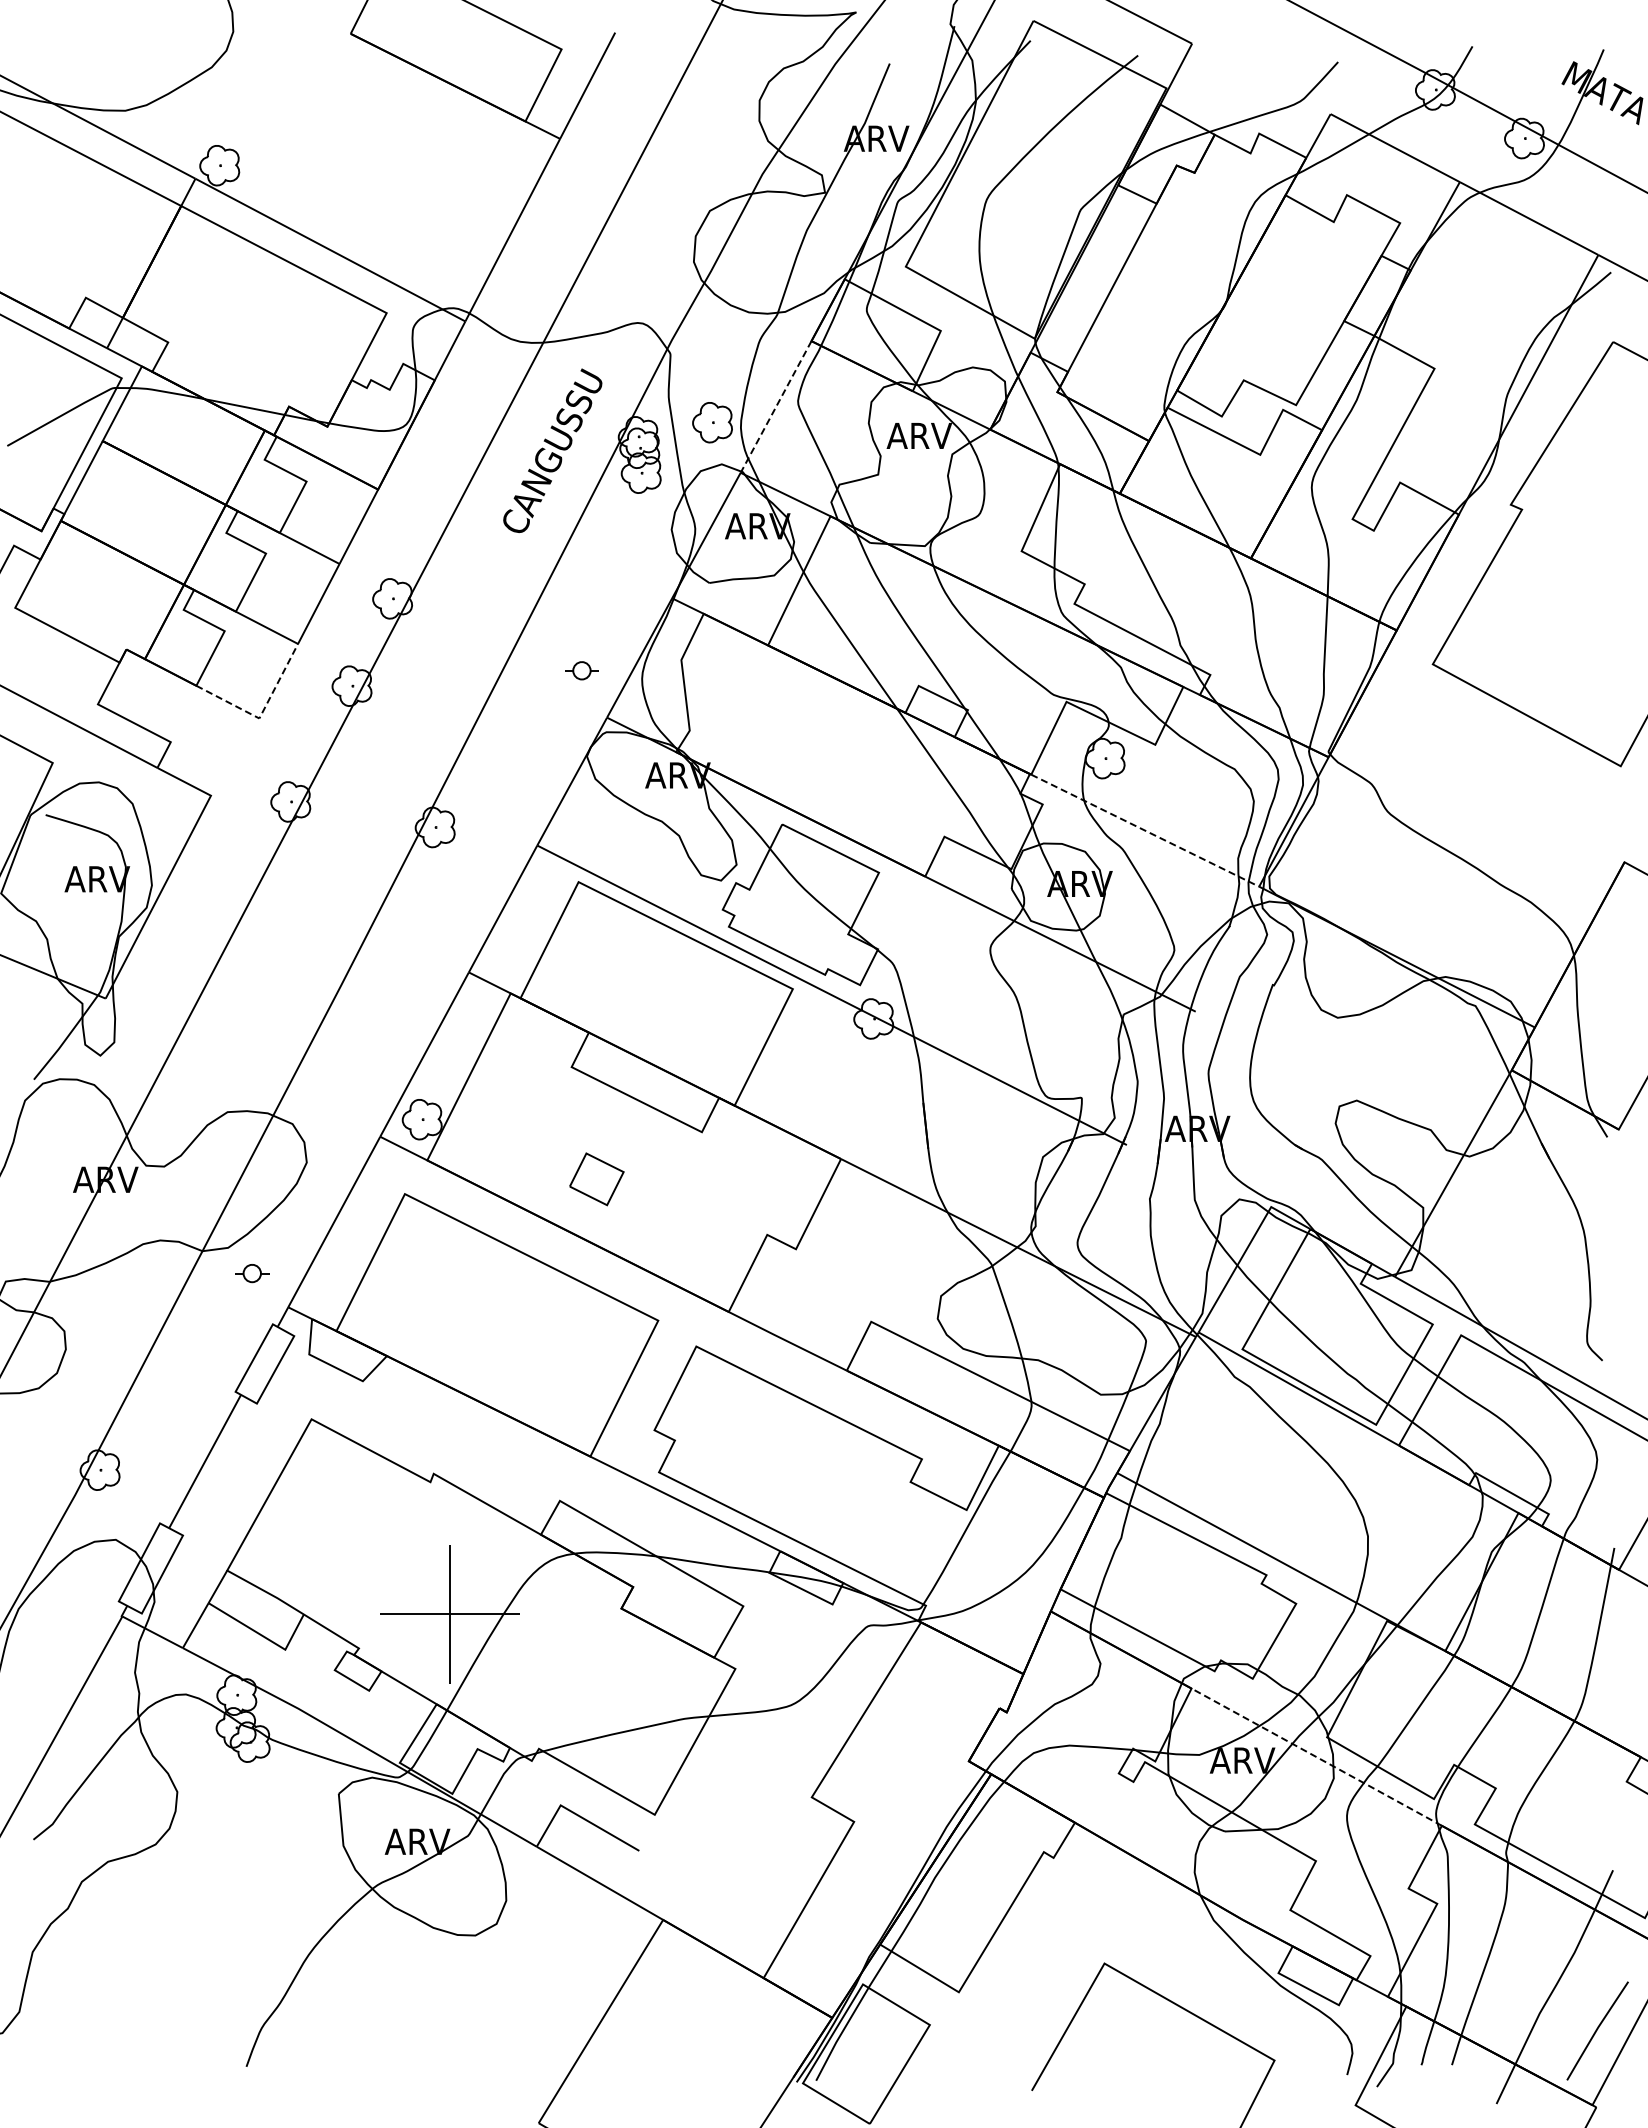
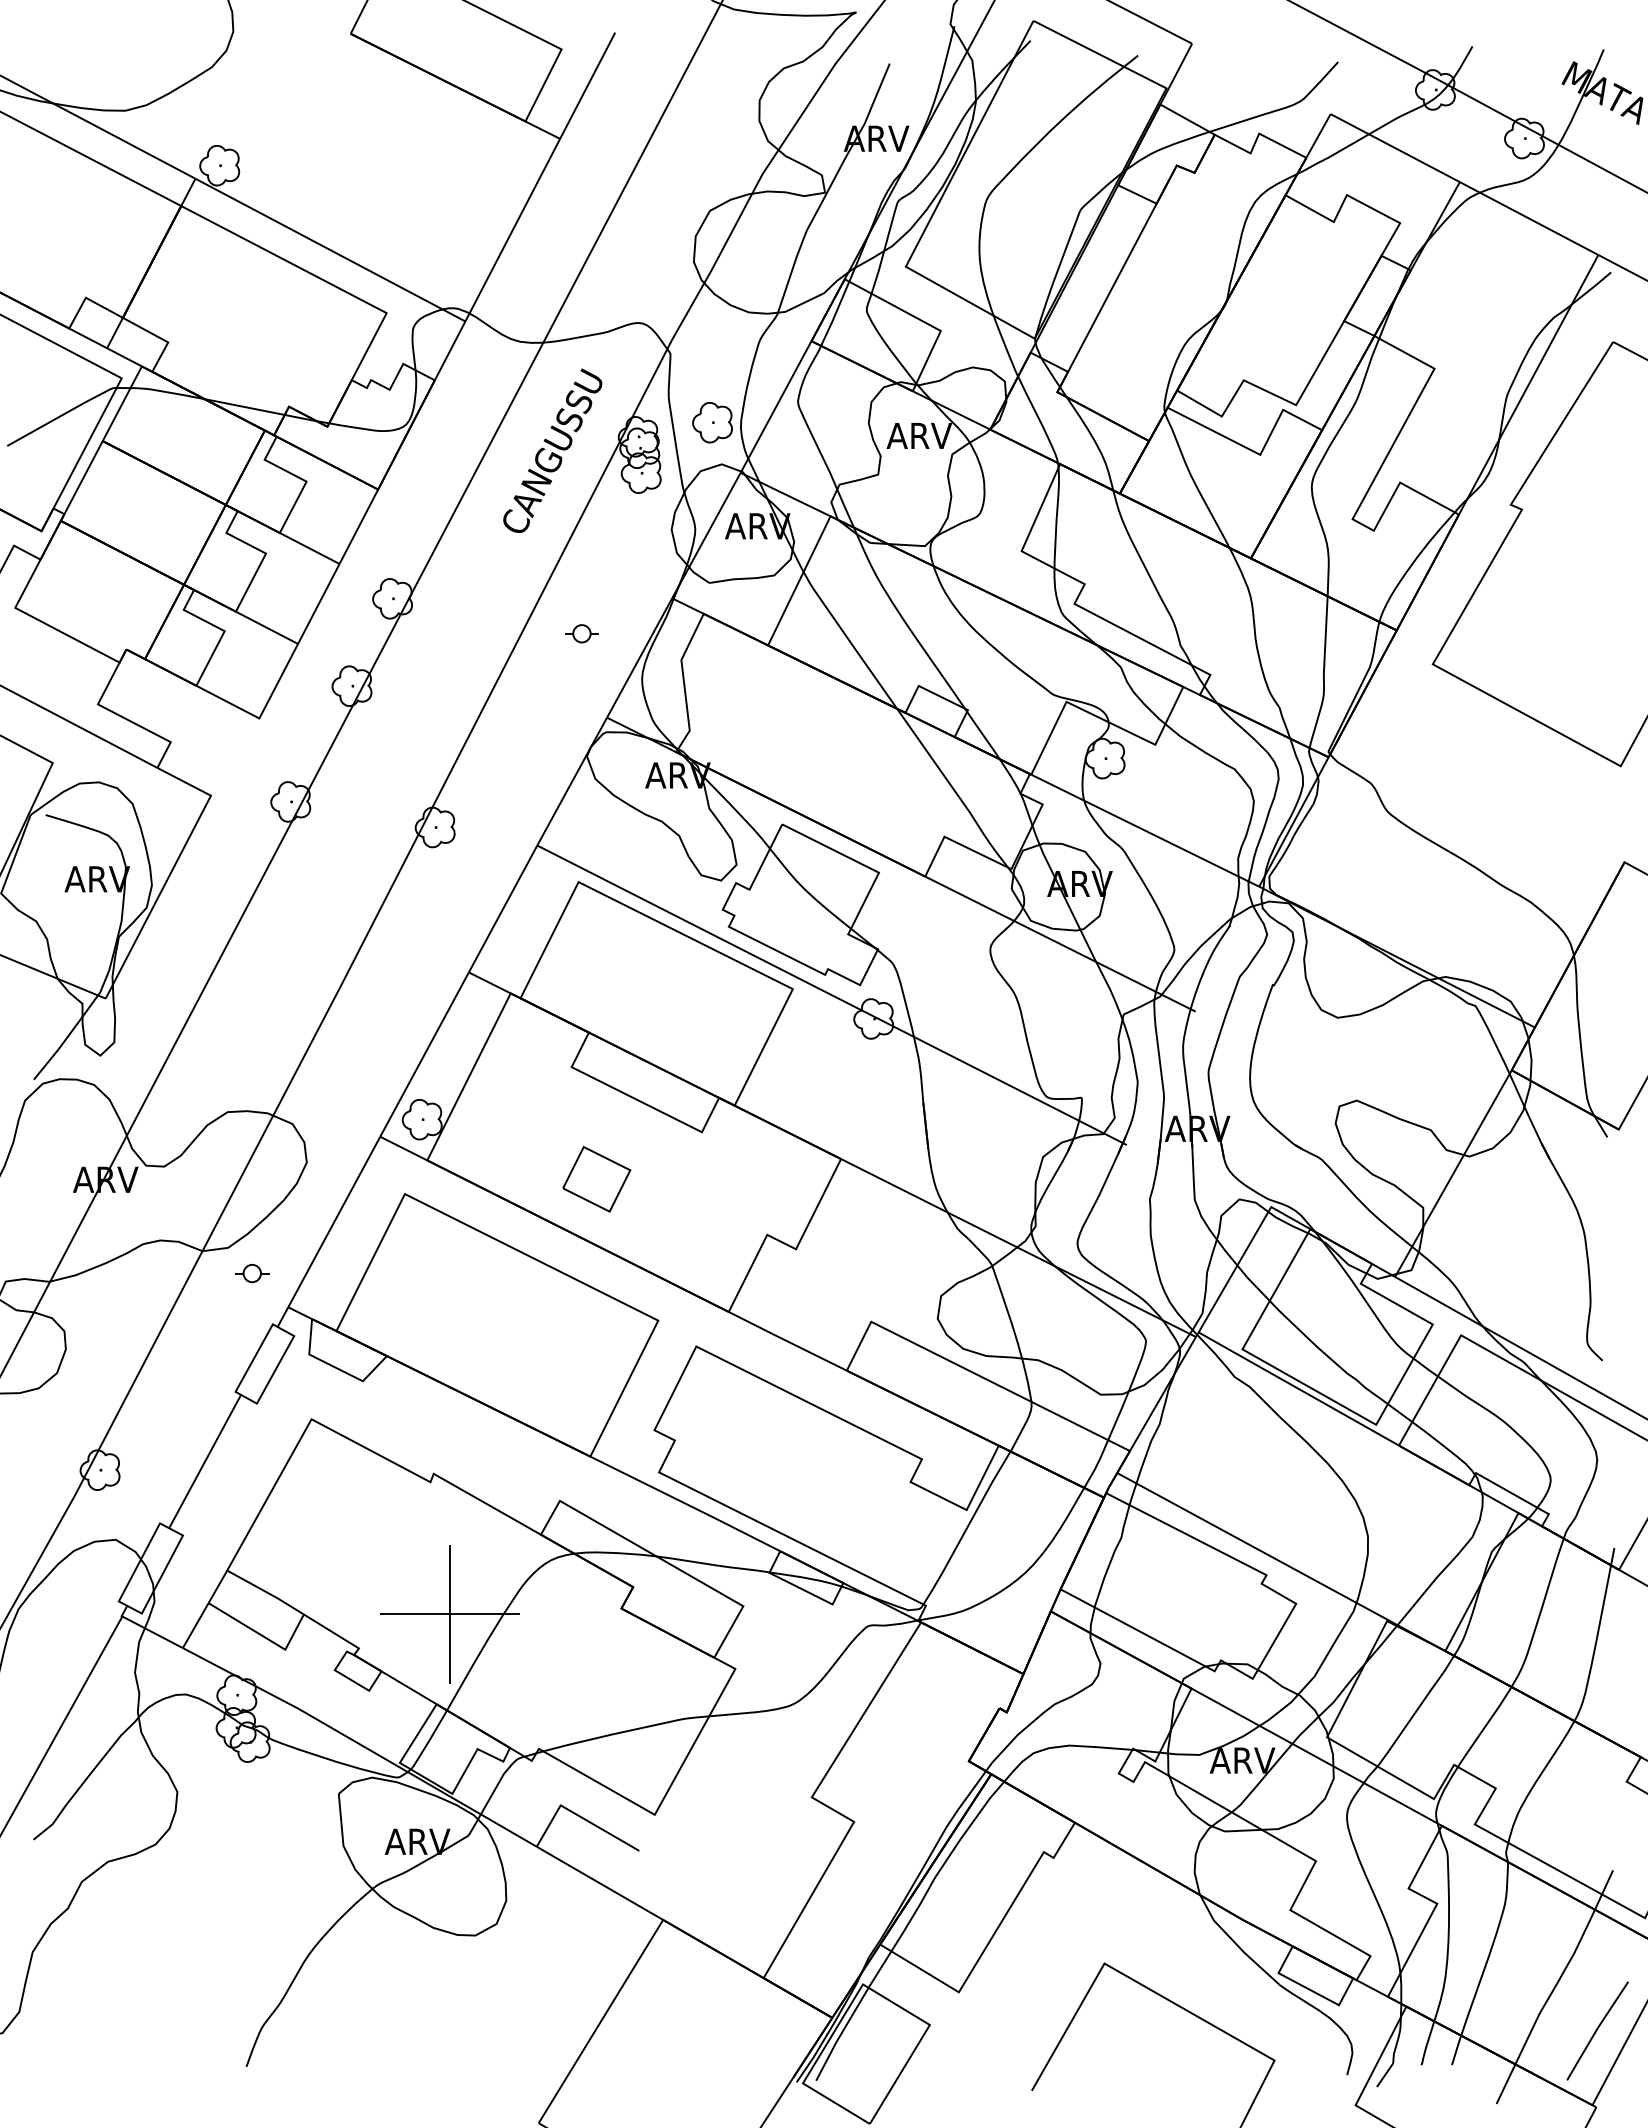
line: dashed -> solid (776, 406)
part position: (581, 670) -> (581, 633) (581, 633)
line: dashed -> solid (262, 713)
line: dashed -> solid (1145, 830)
part size: 56x55 px -> 70x67 px (596, 1179)
line: dashed -> solid (1316, 1757)
